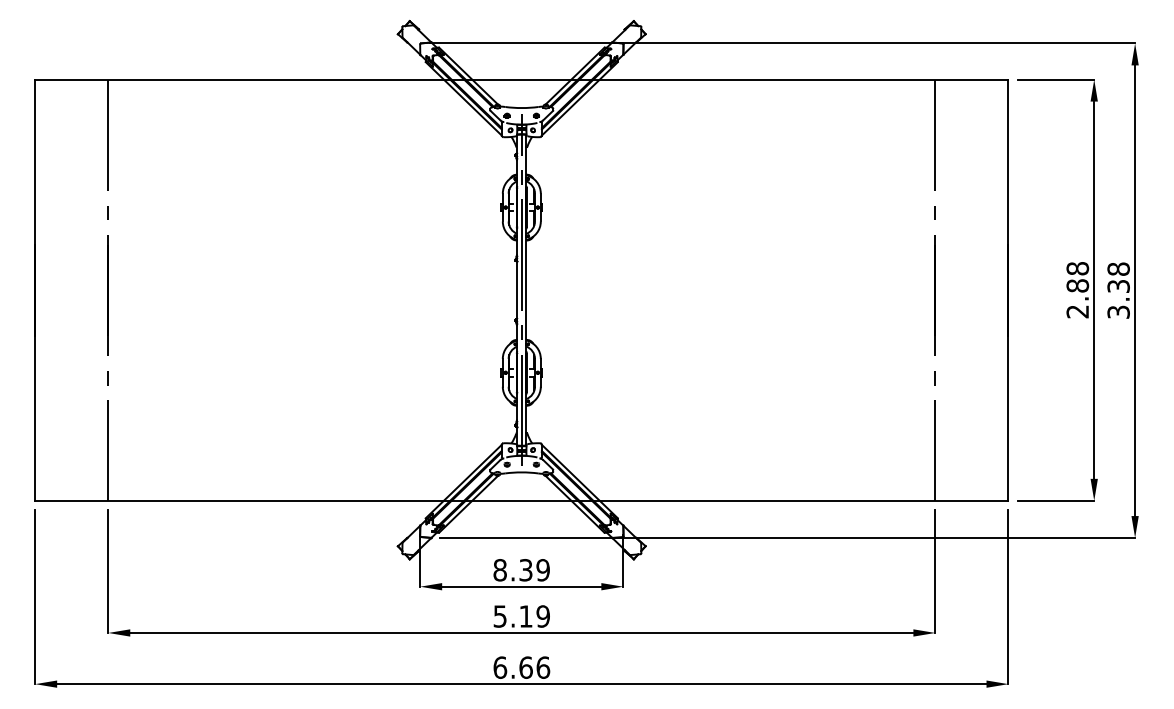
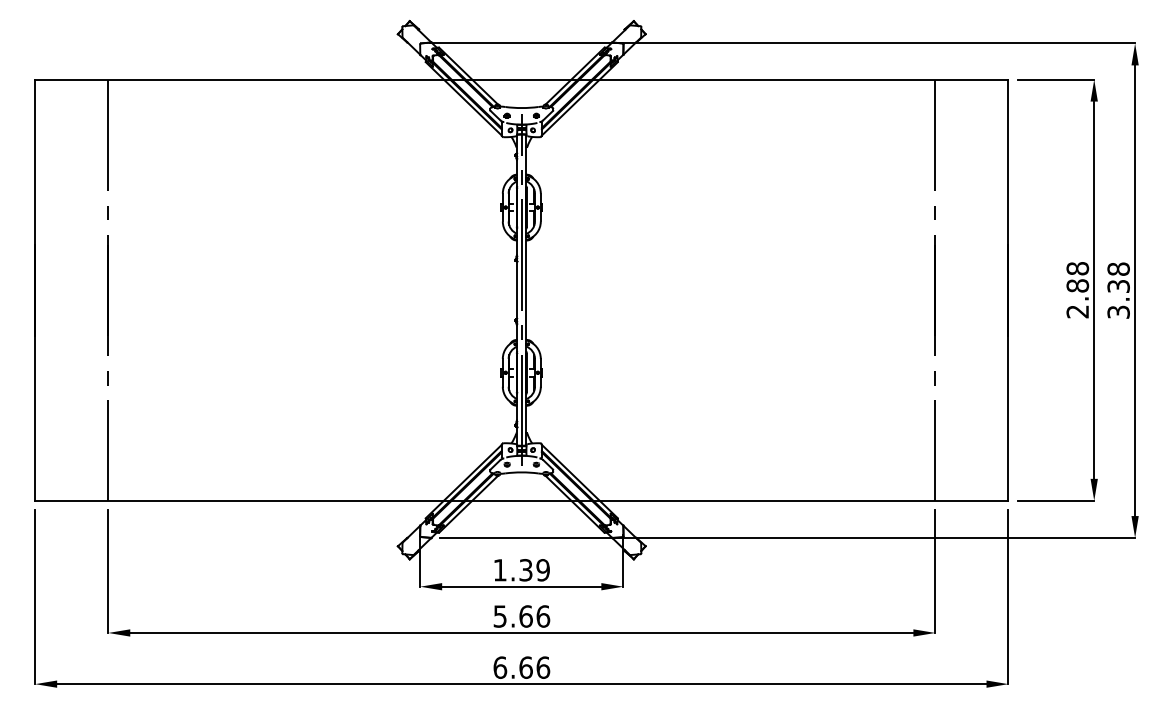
text: 8.39 -> 1.39 (499, 570)
text: 5.19 -> 5.66 (534, 616)
